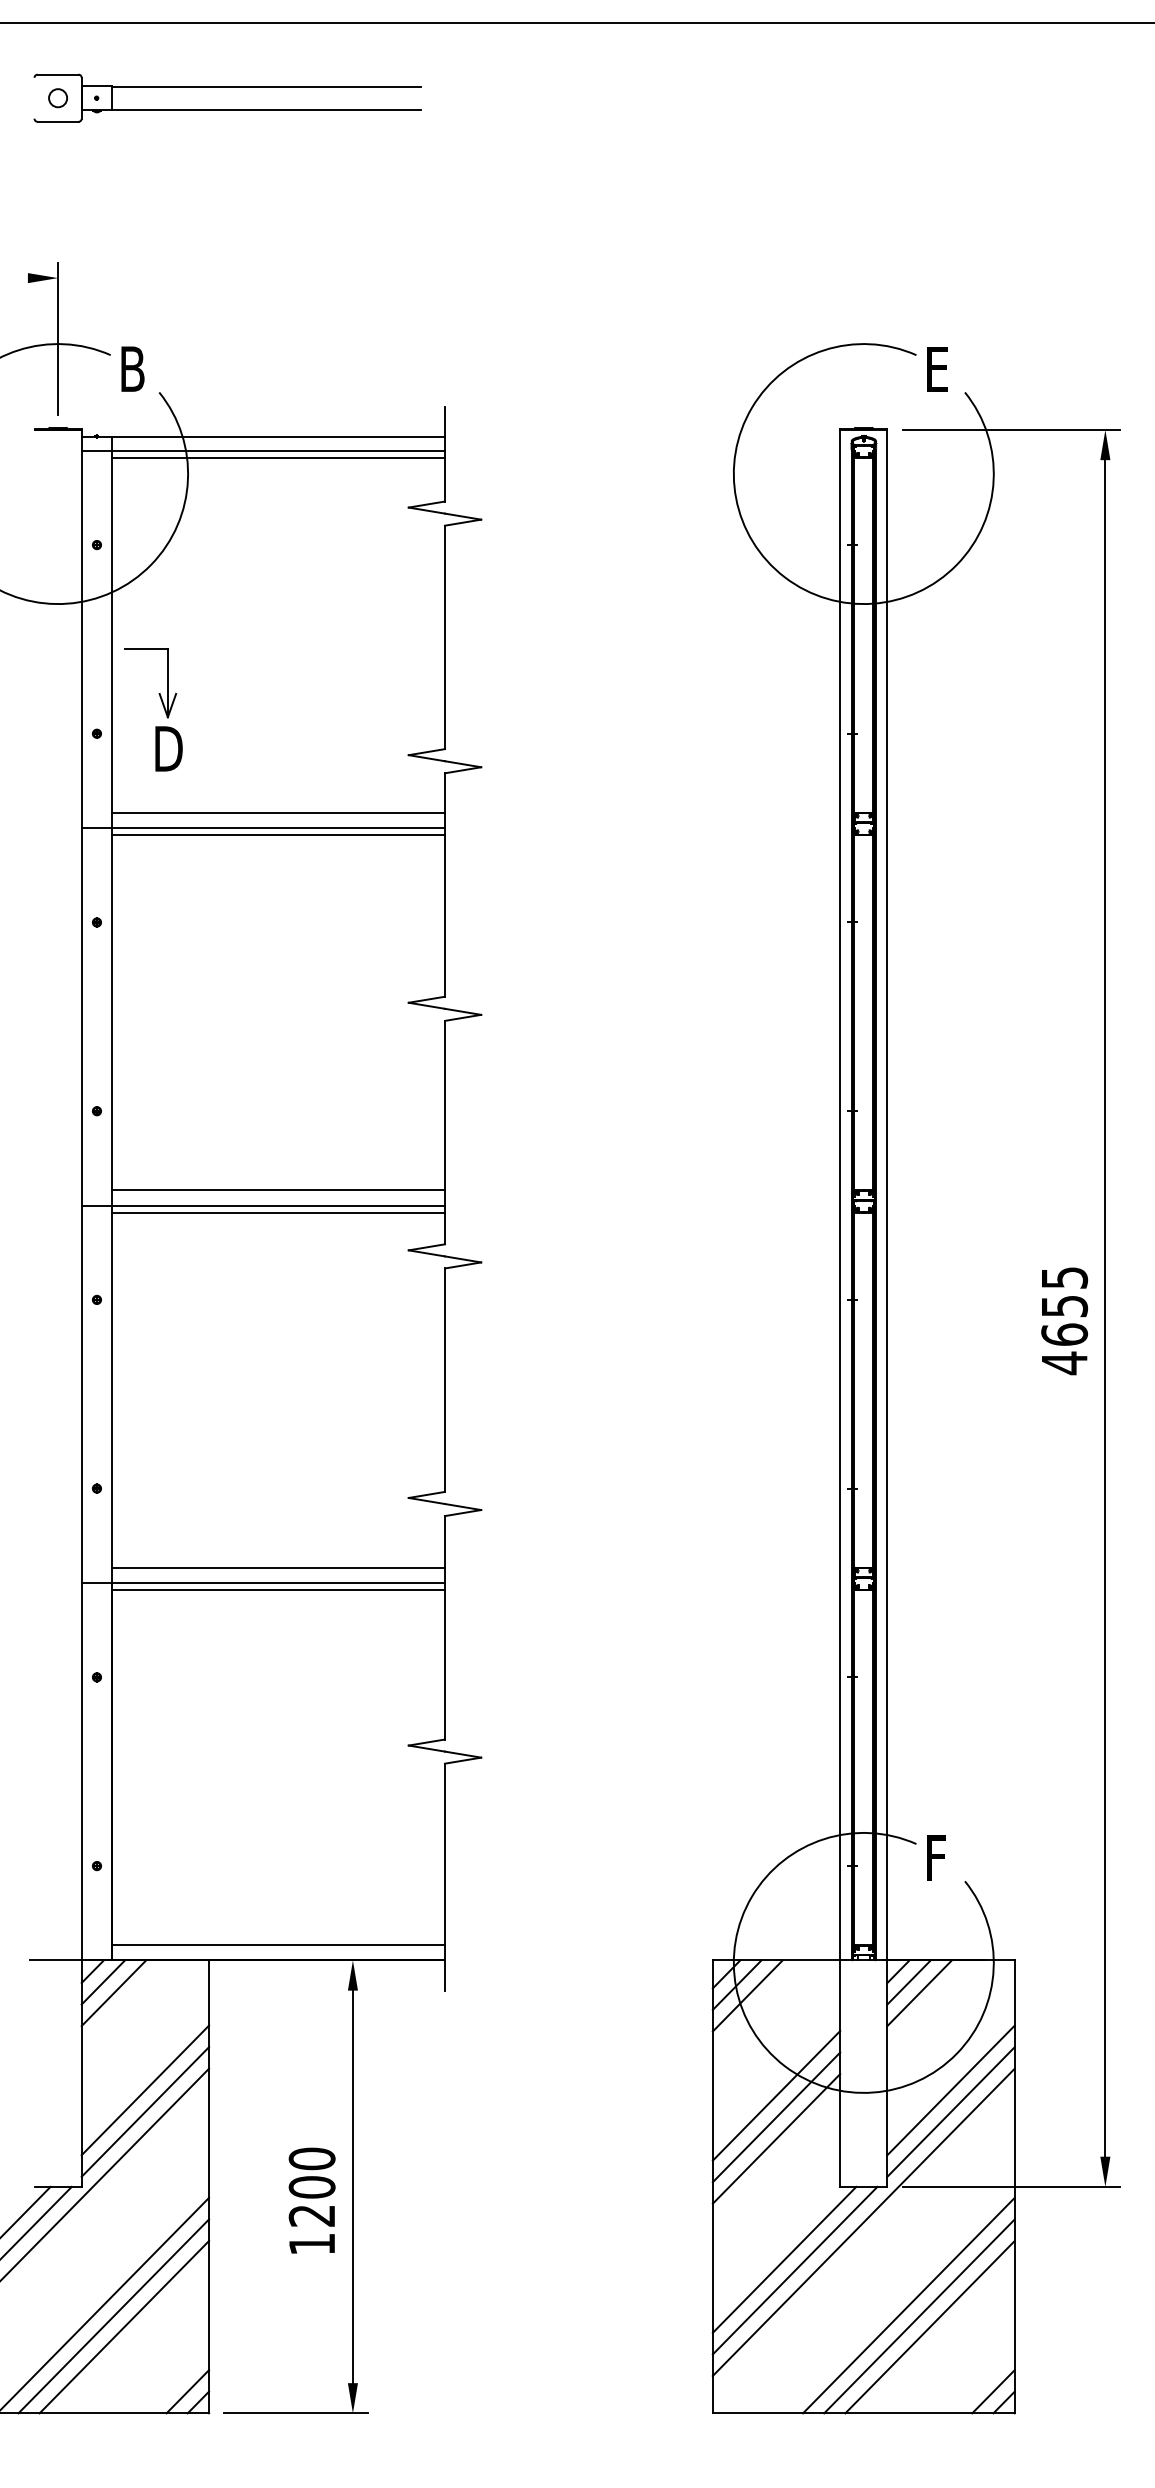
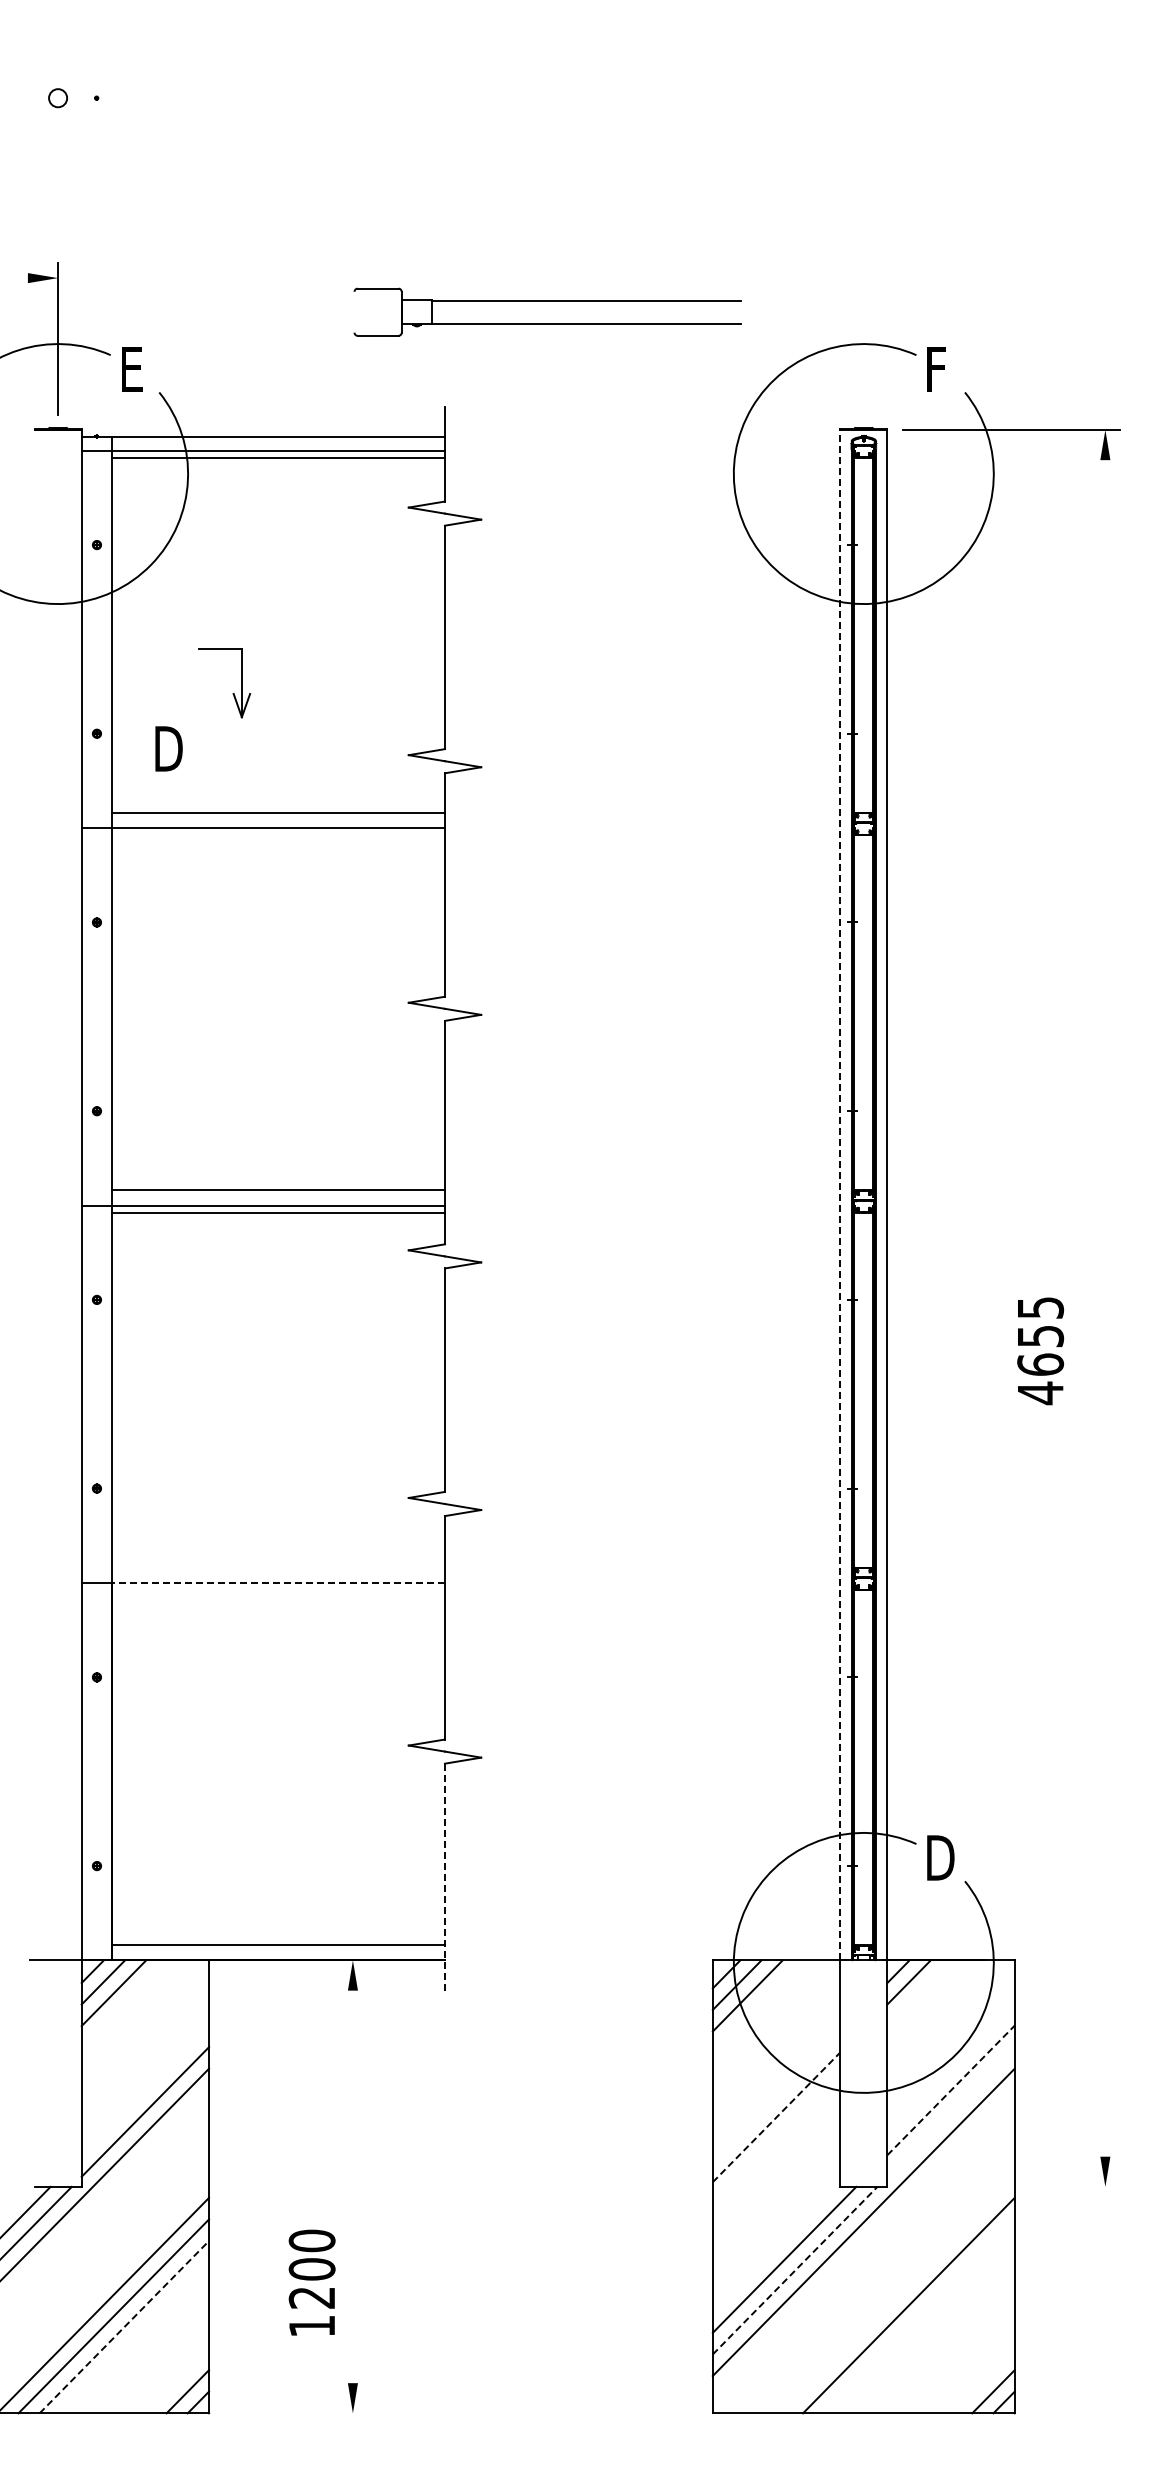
line: present -> none (576, 22)
part position: (227, 87) -> (547, 301) (547, 301)
text: B -> E (132, 368)
text: E -> F (939, 369)
part position: (158, 693) -> (232, 693) (232, 693)
line: present -> none (277, 835)
line: solid -> dashed (840, 1194)
line: present -> none (1105, 1308)
text position: (1064, 1321) -> (1040, 1351) (1040, 1351)
line: present -> none (277, 1567)
line: solid -> dashed (278, 1583)
line: present -> none (277, 1590)
text: F -> D (940, 1857)
line: solid -> dashed (444, 1876)
line: present -> none (919, 1993)
line: present -> none (145, 2090)
line: solid -> dashed (951, 2090)
line: present -> none (776, 2095)
line: present -> none (950, 2111)
line: solid -> dashed (776, 2117)
line: present -> none (776, 2138)
line: present -> none (352, 2186)
line: present -> none (1011, 2186)
text position: (311, 2200) -> (311, 2282) (311, 2282)
line: solid -> dashed (795, 2270)
line: present -> none (919, 2316)
line: present -> none (929, 2326)
line: solid -> dashed (124, 2327)
line: present -> none (296, 2413)
